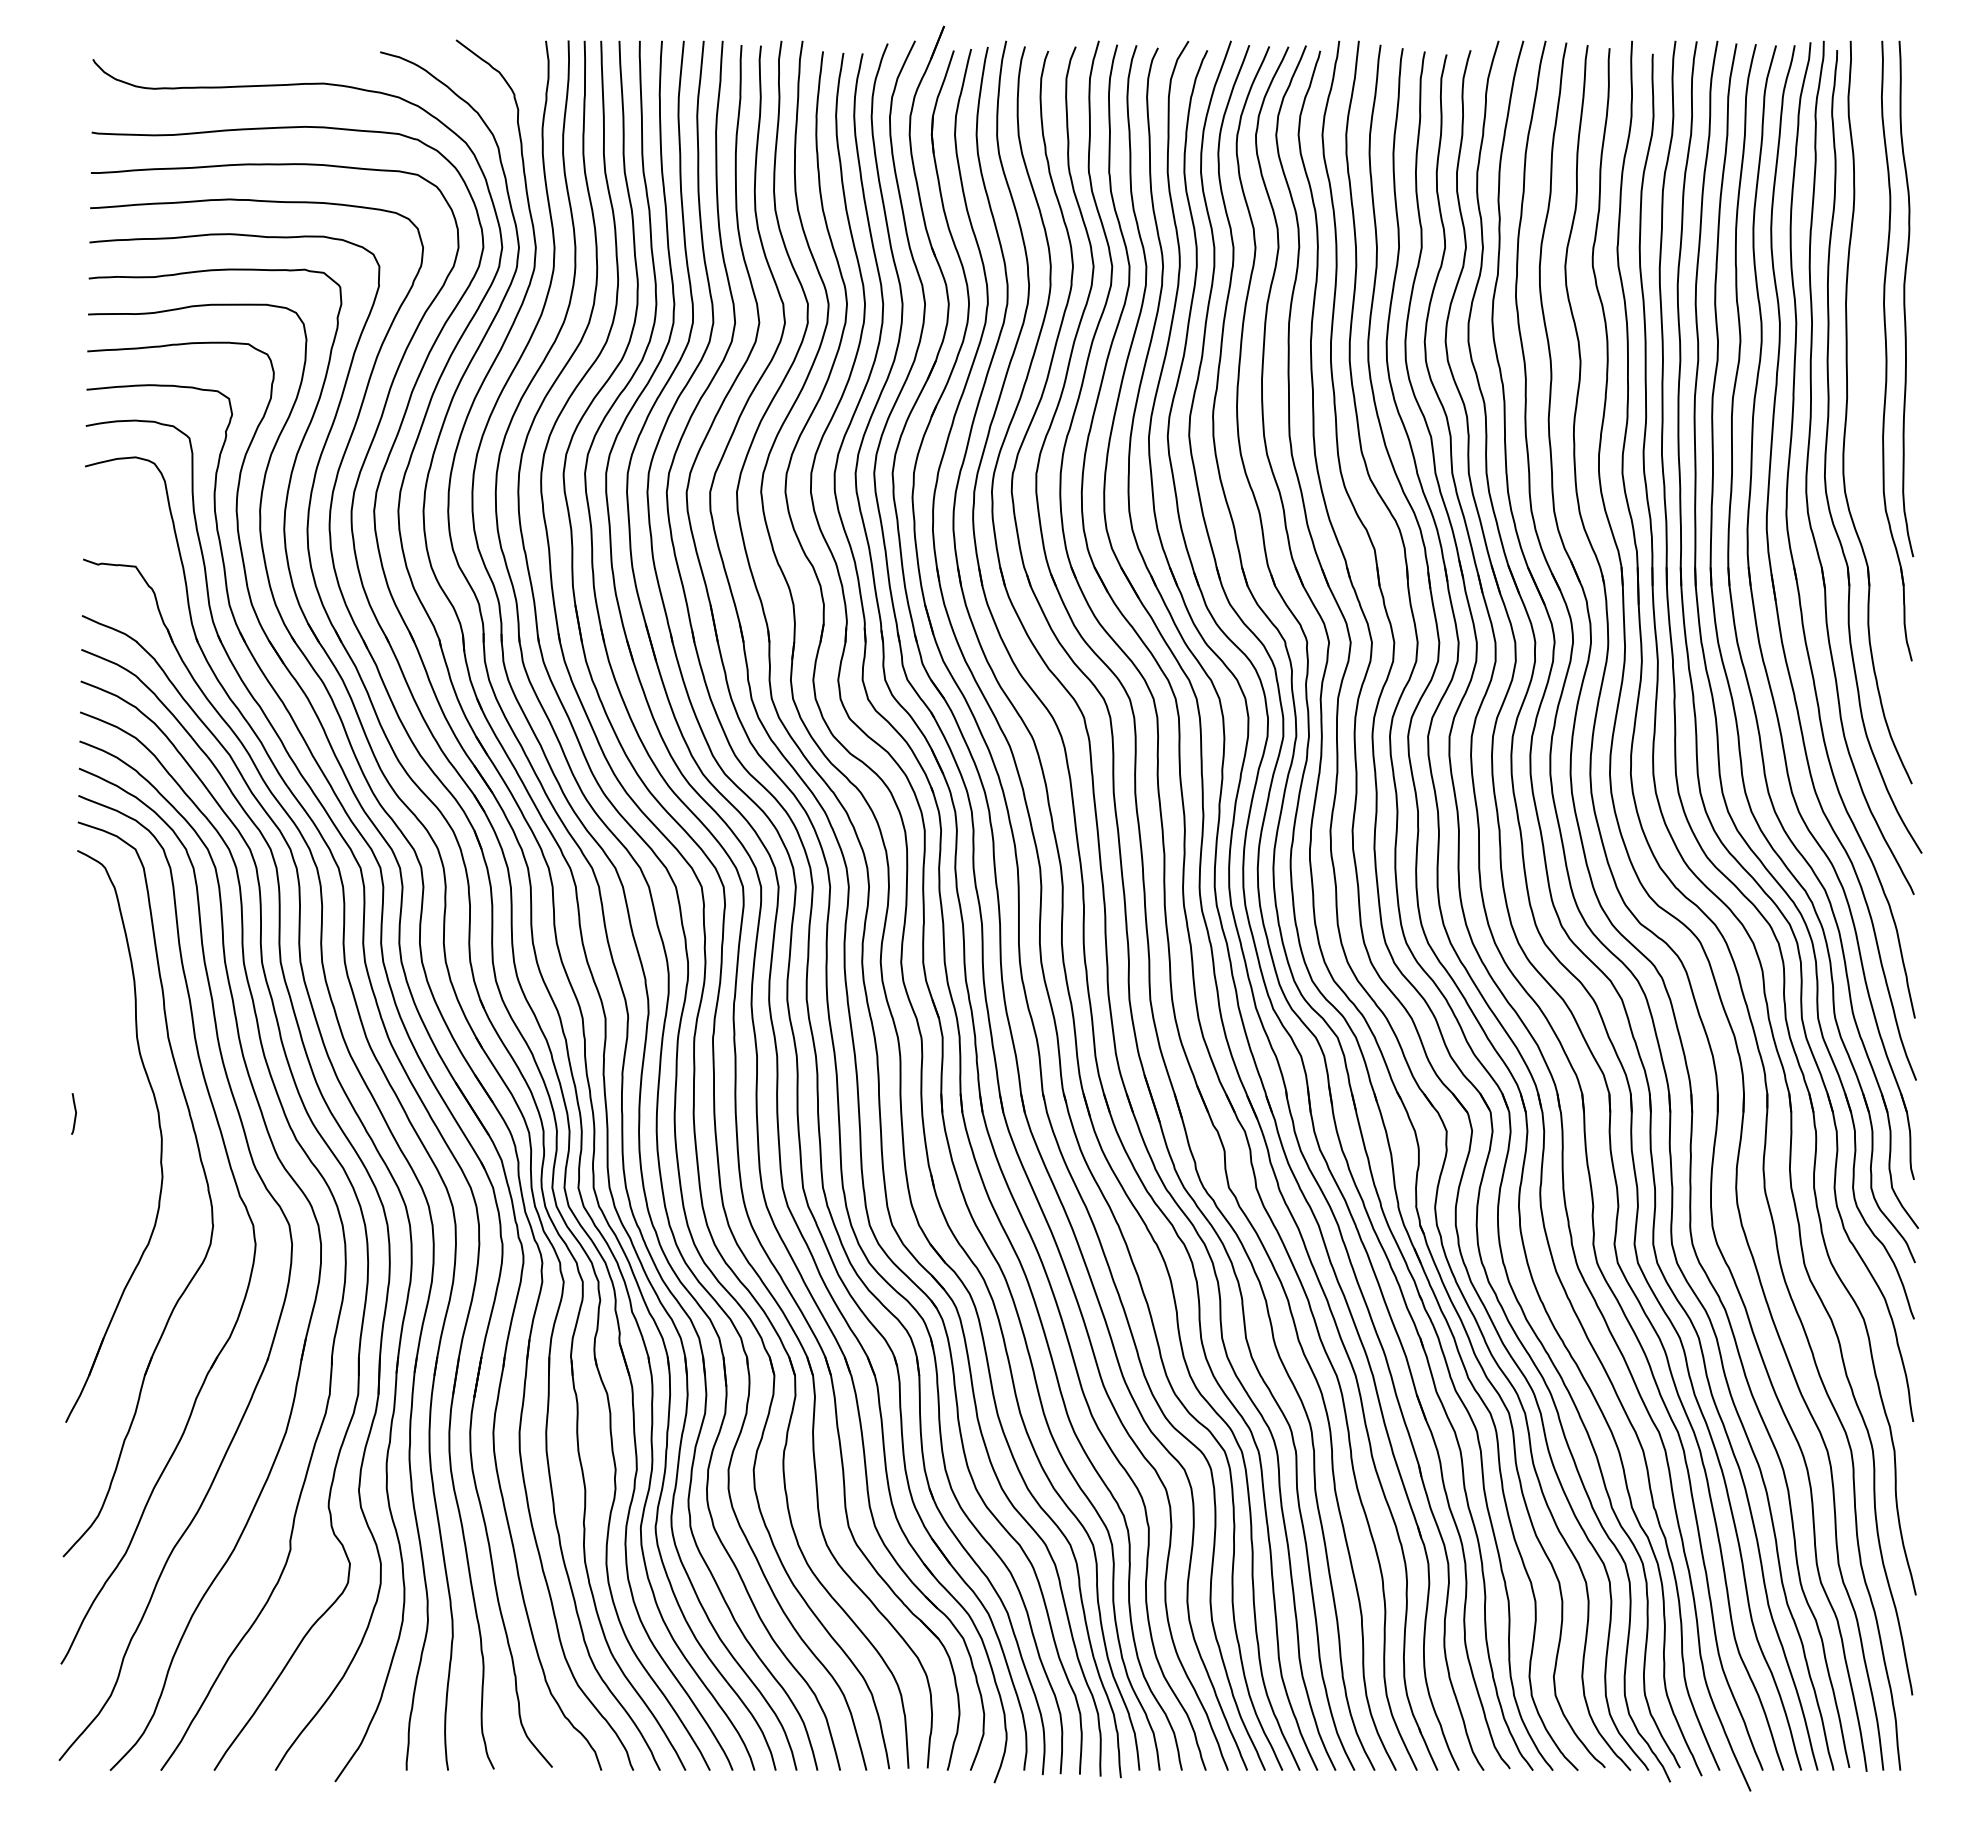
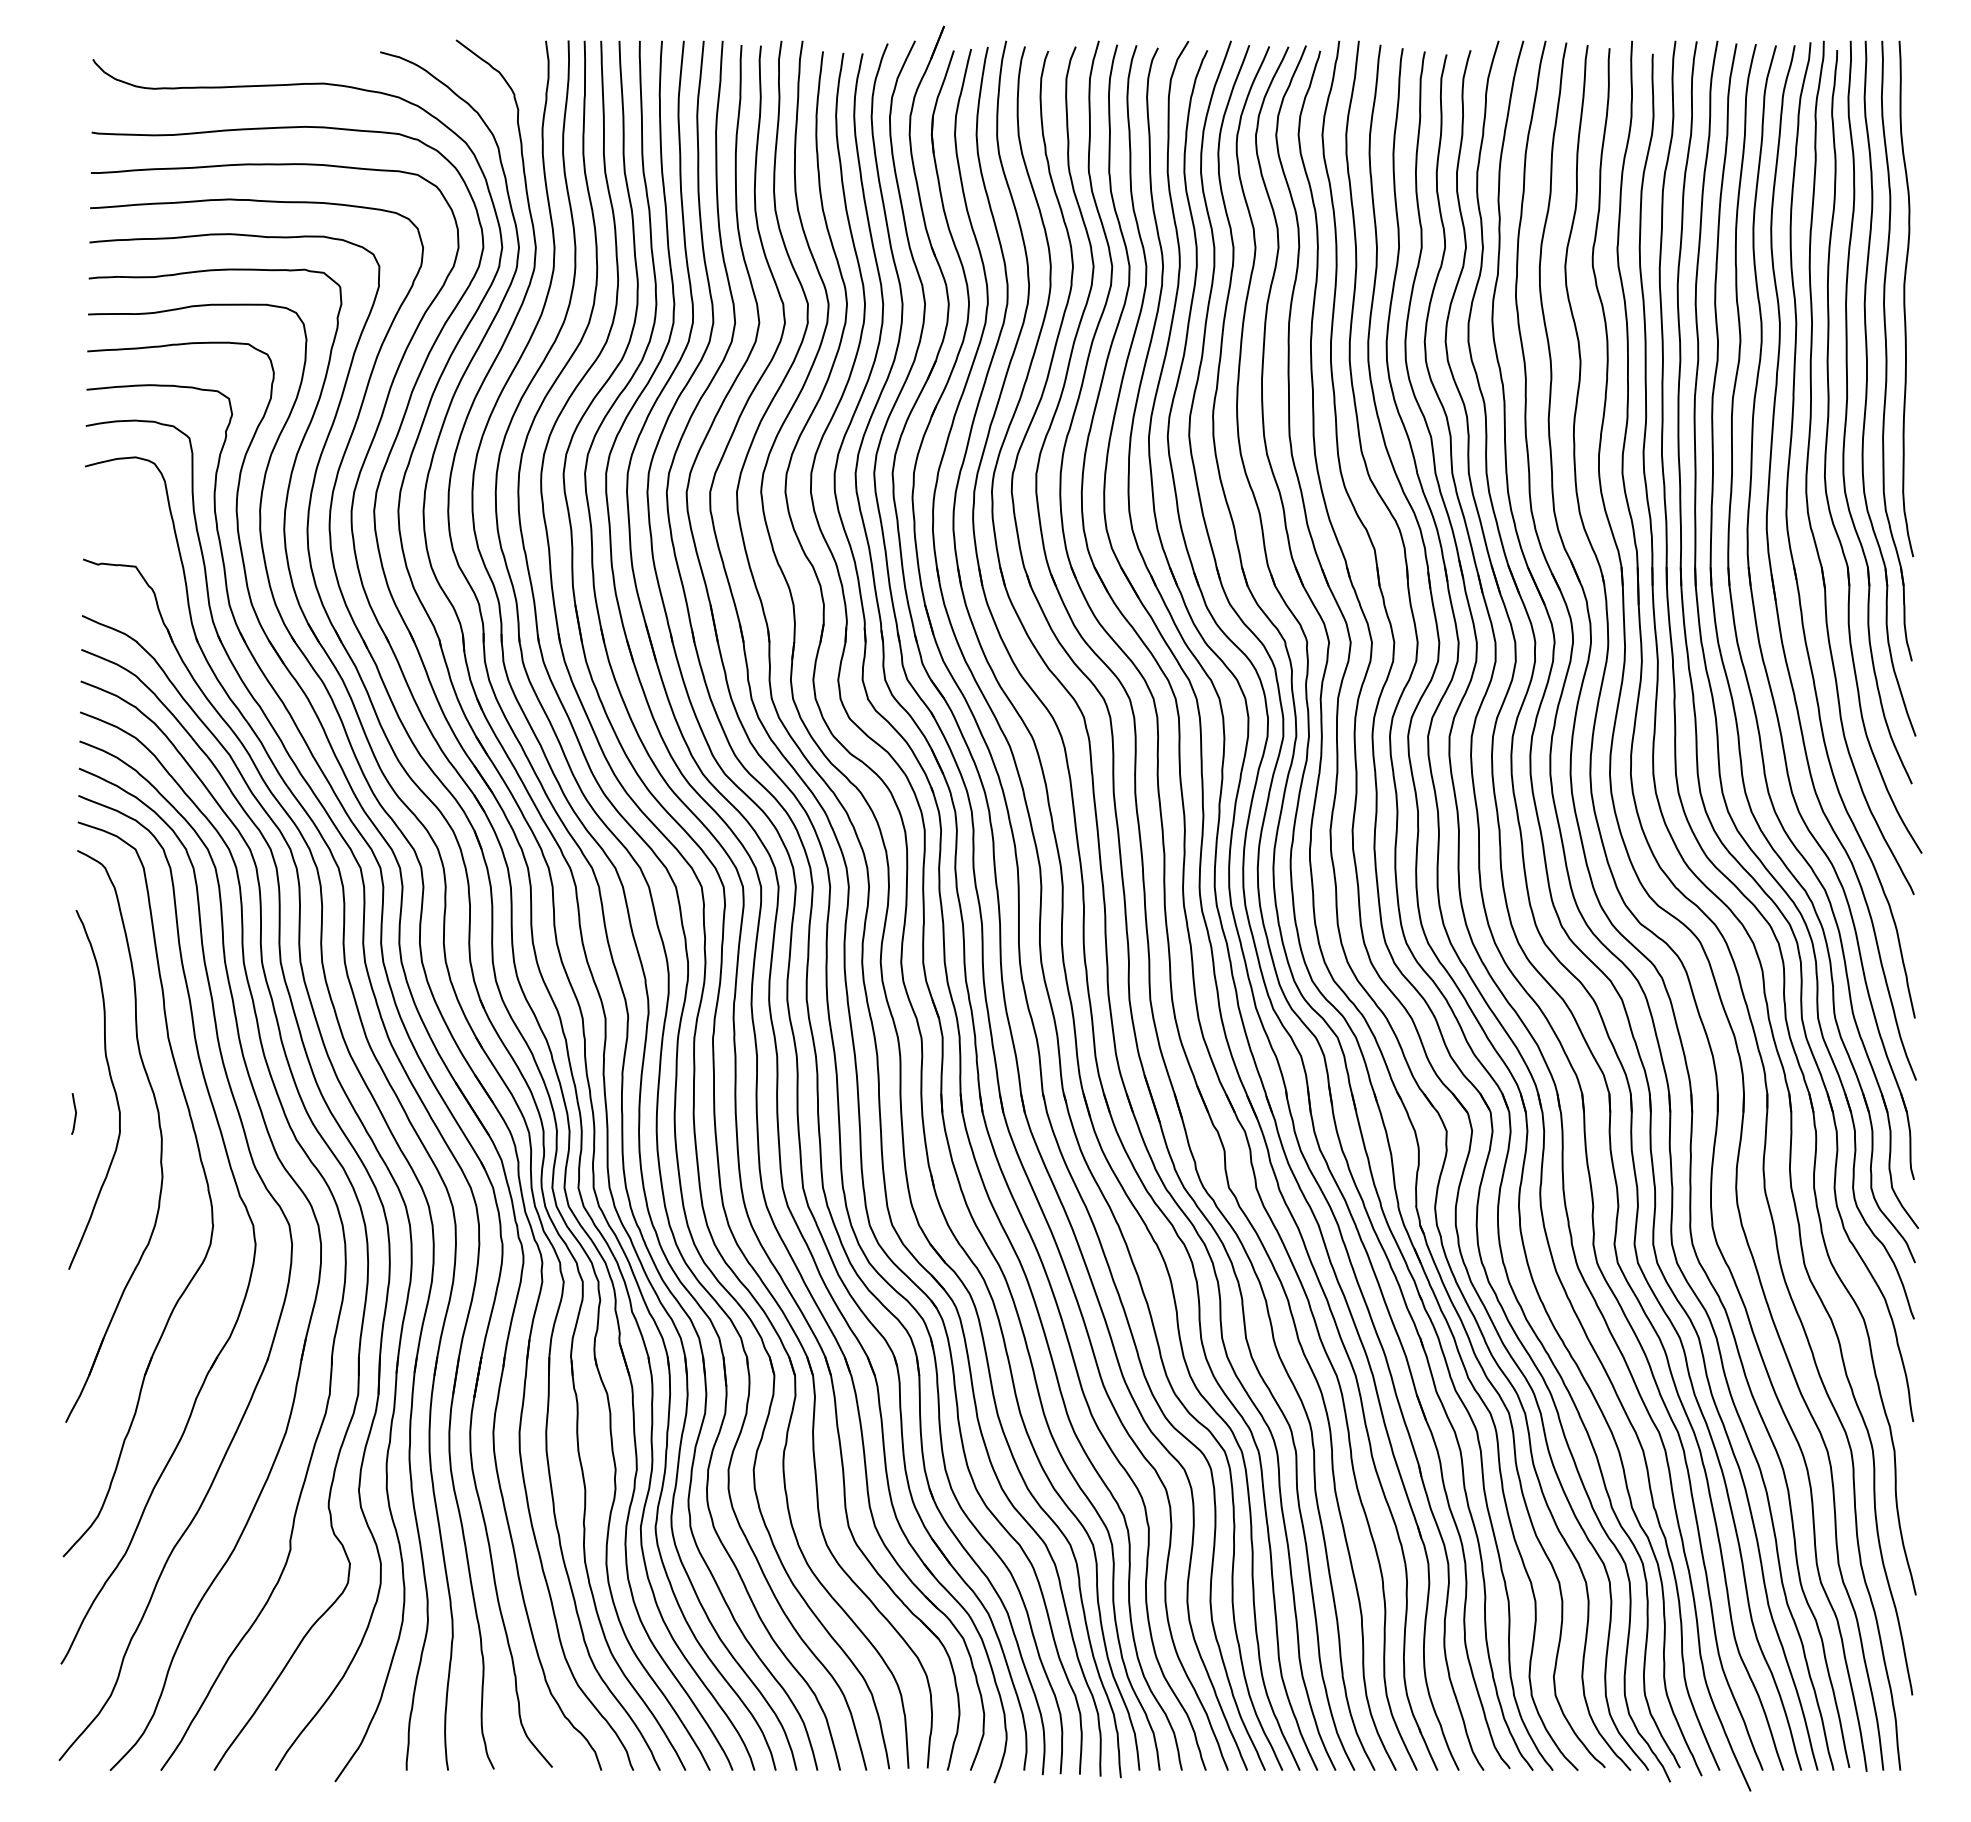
part: none -> present (1867, 388)
curve: none -> present (111, 1083)
